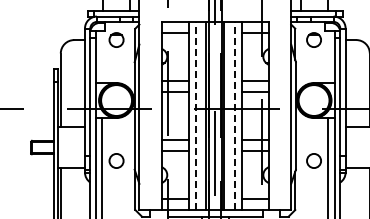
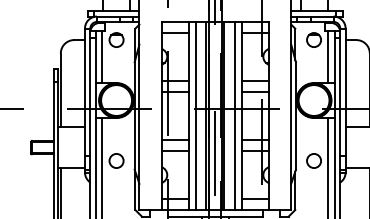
line: none -> present (102, 57)
line: none -> present (328, 57)
line: dashed -> solid (195, 115)
line: dashed -> solid (235, 115)
